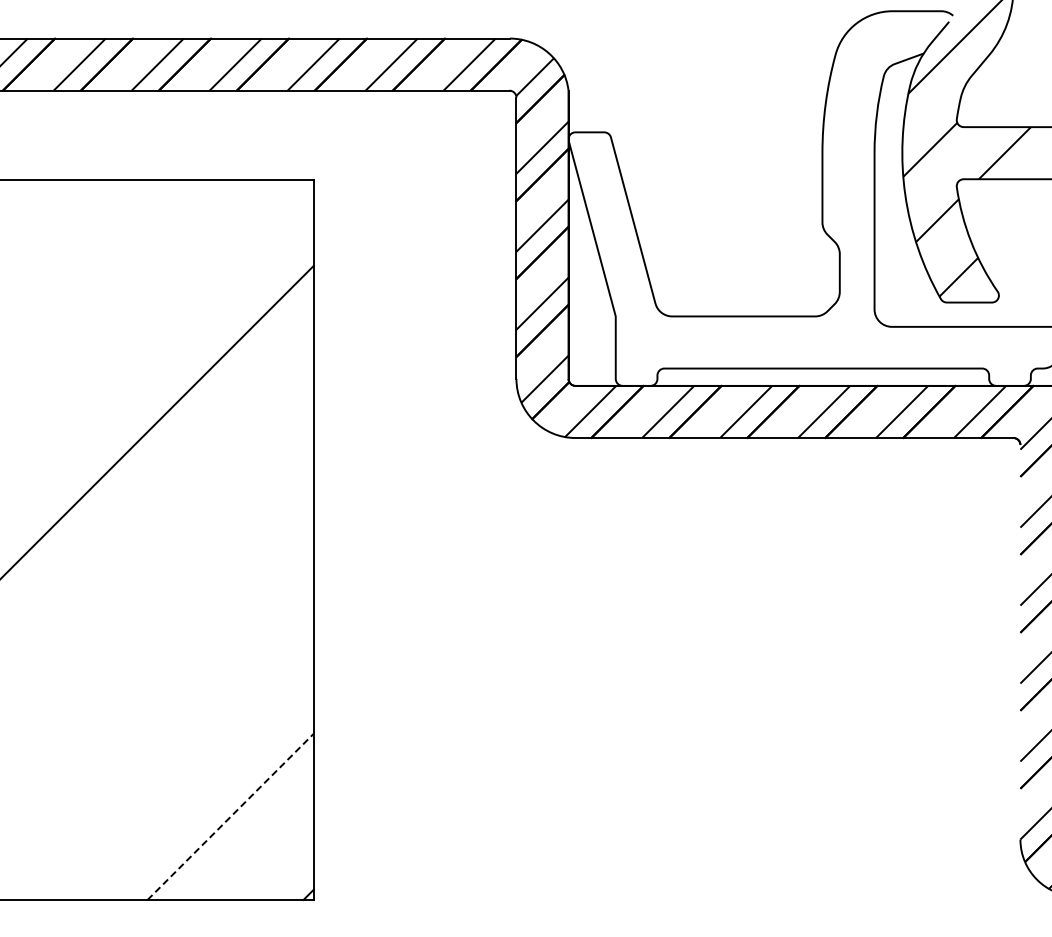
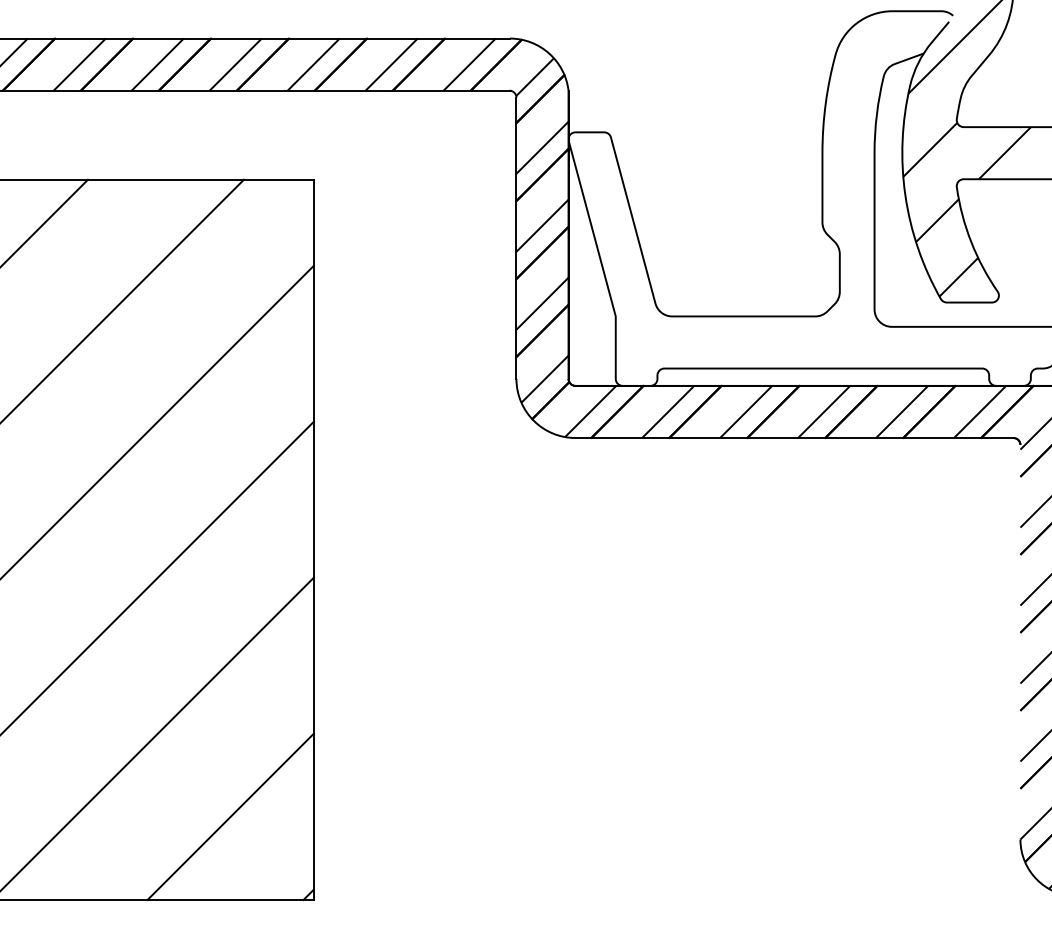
line: none -> present (45, 222)
line: none -> present (122, 300)
line: none -> present (157, 577)
line: none -> present (157, 733)
line: dashed -> solid (230, 816)
